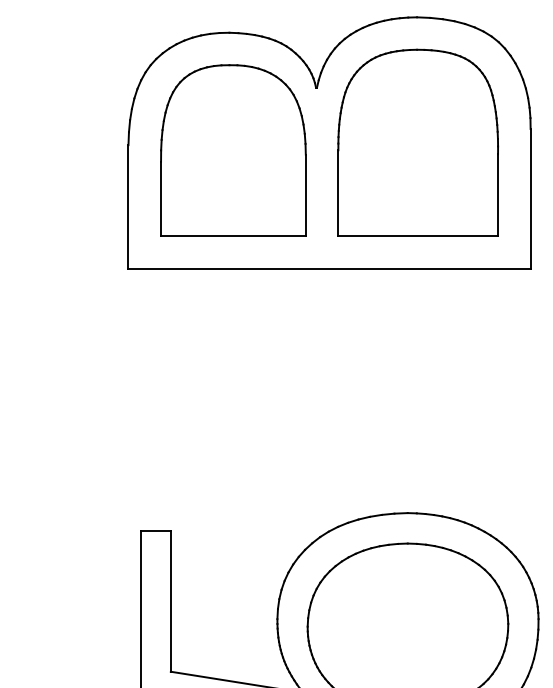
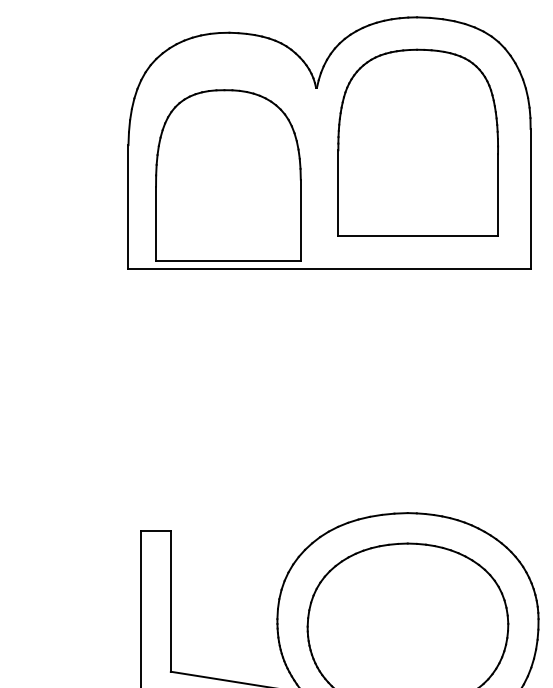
part position: (233, 150) -> (228, 175) (228, 175)
